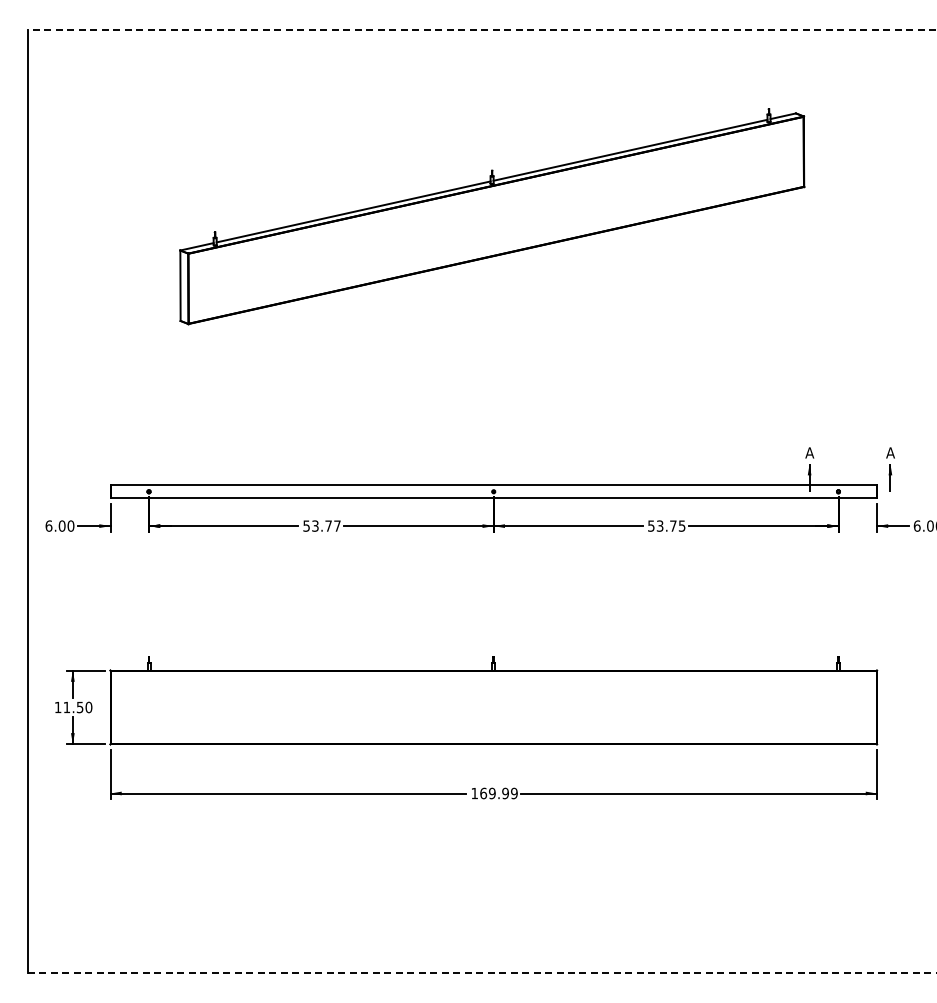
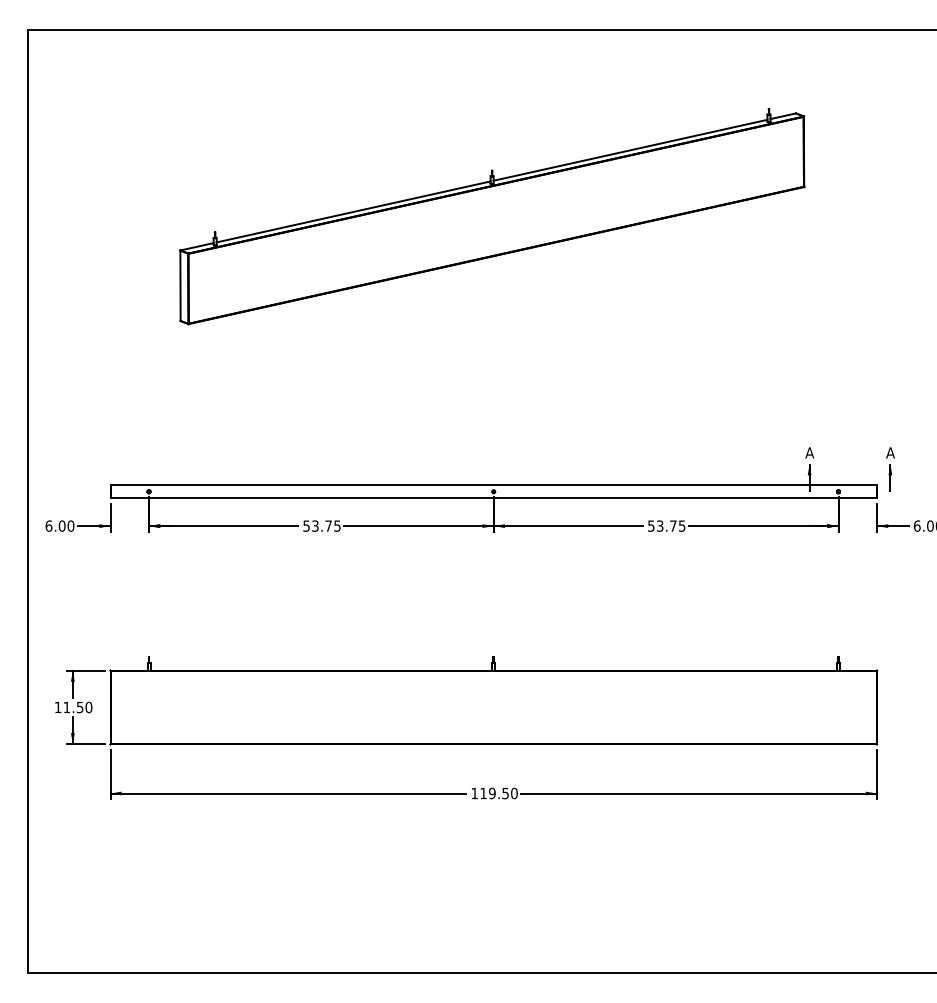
line: dashed -> solid (481, 30)
text: 53.77 -> 53.75 (337, 525)
text: 169.99 -> 119.50 (498, 793)
line: dashed -> solid (482, 972)
